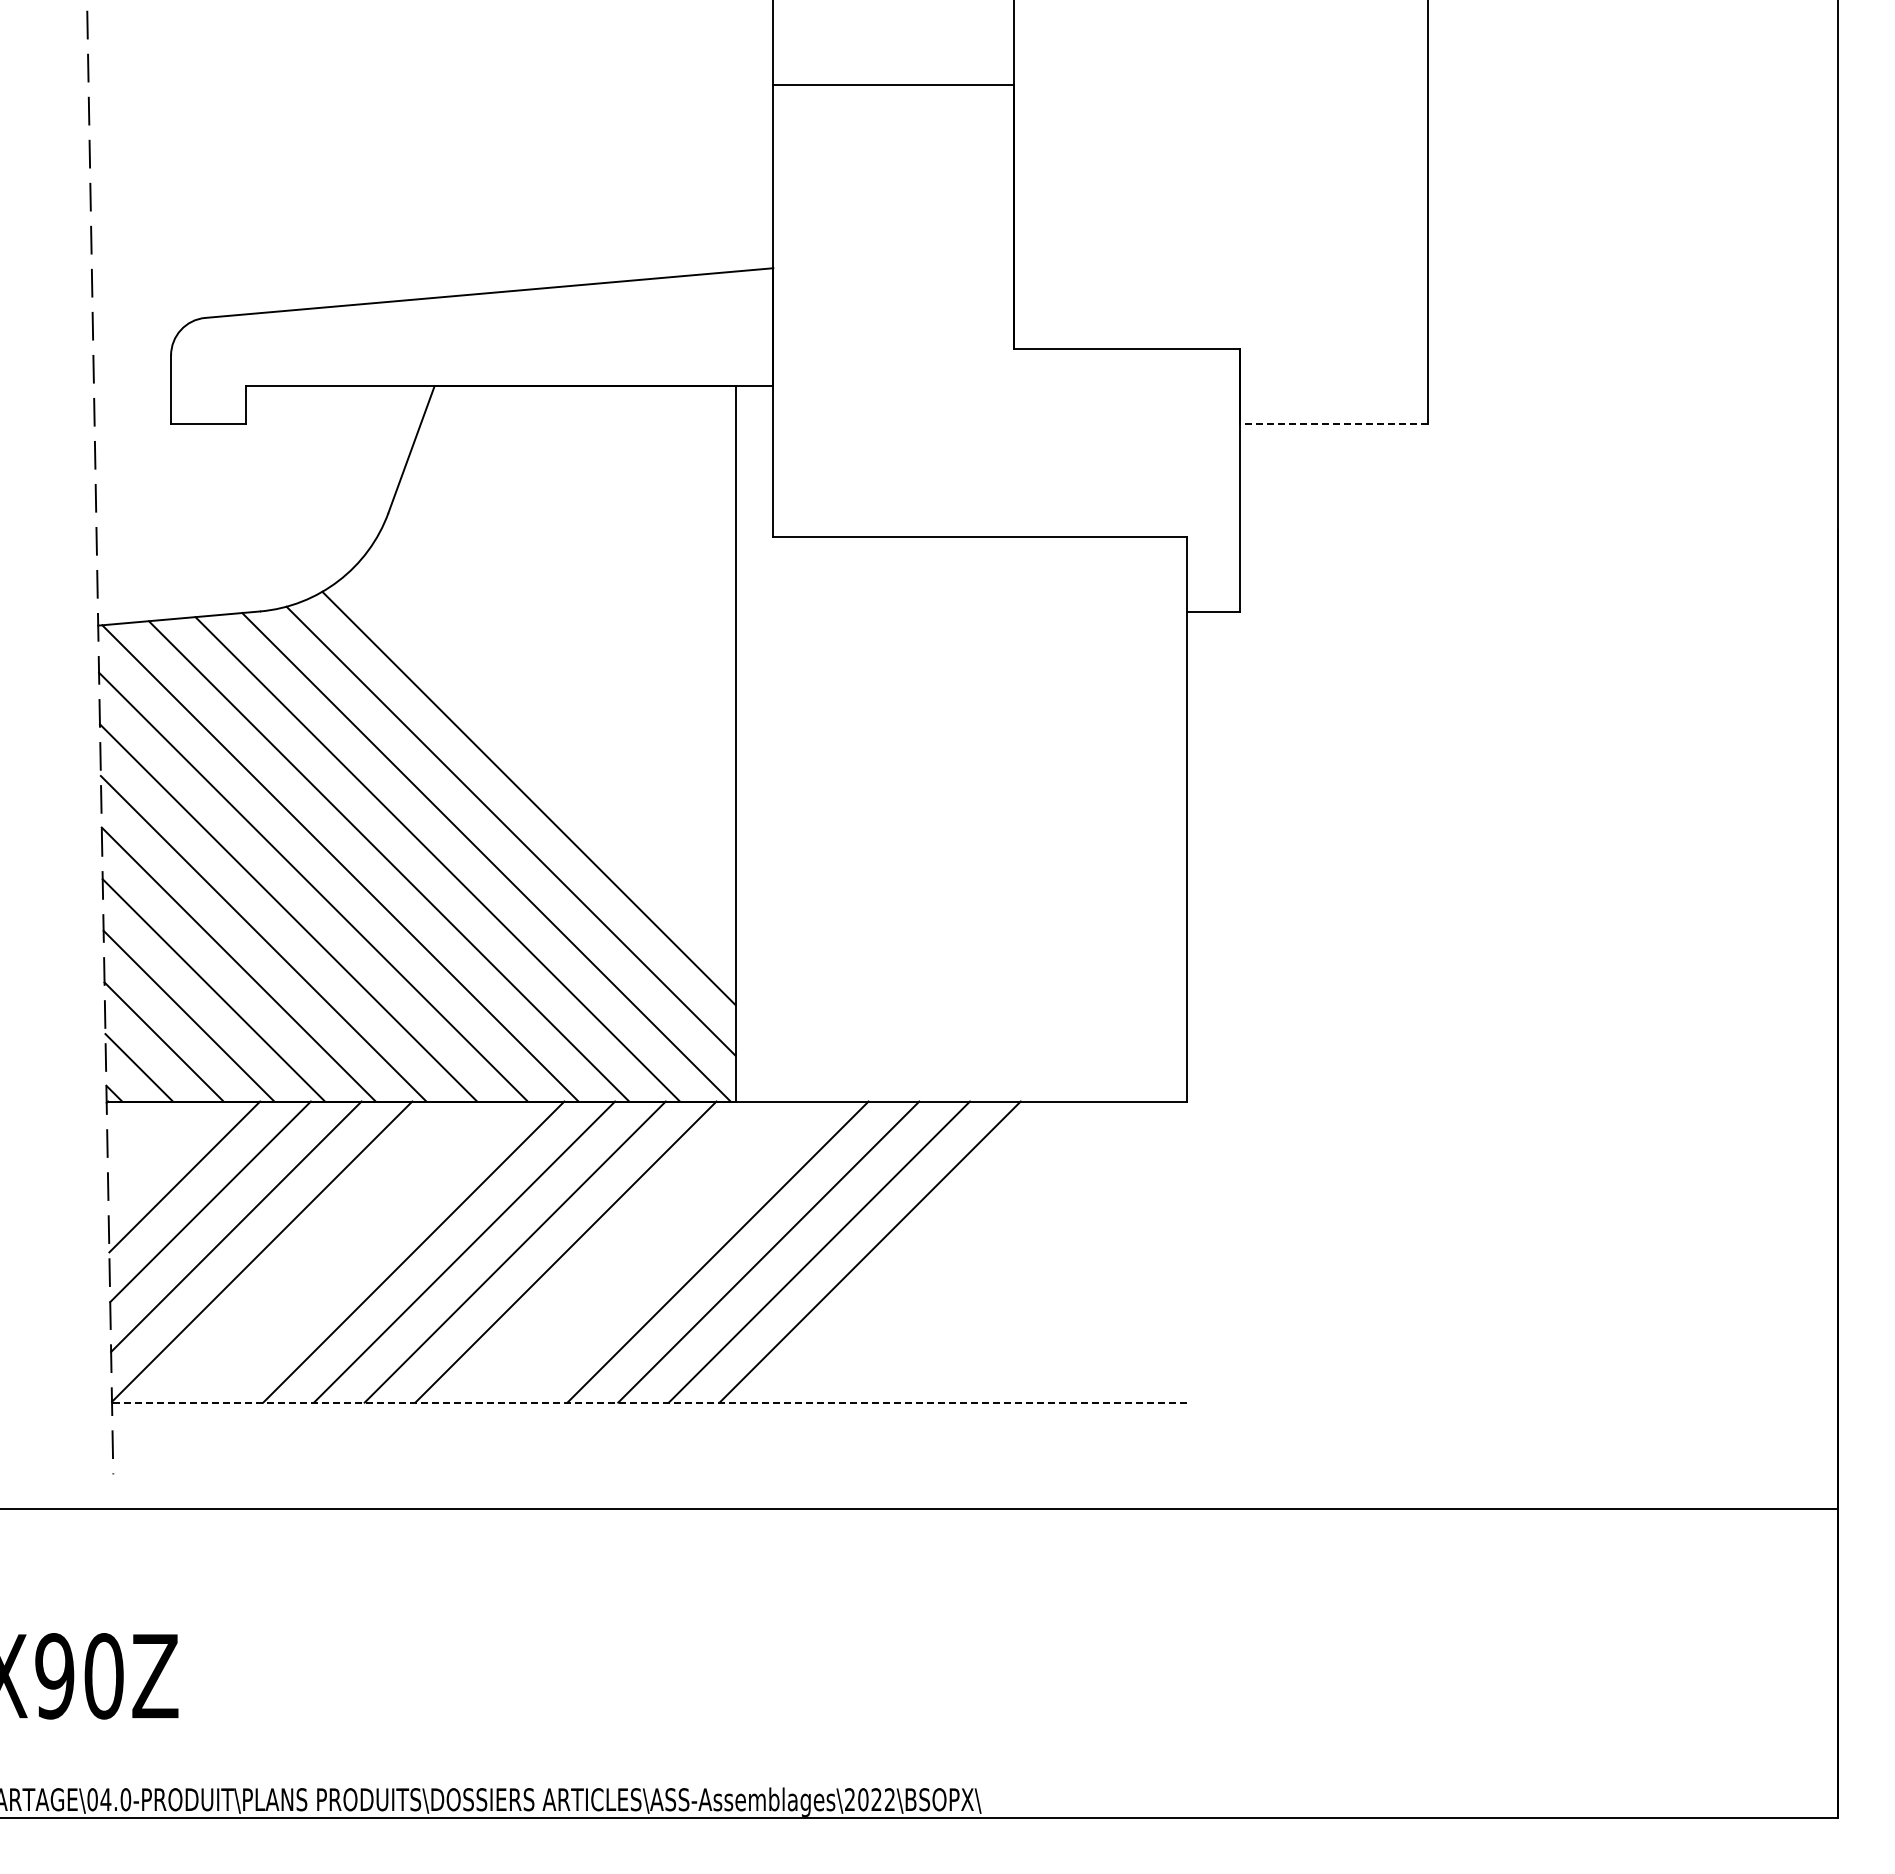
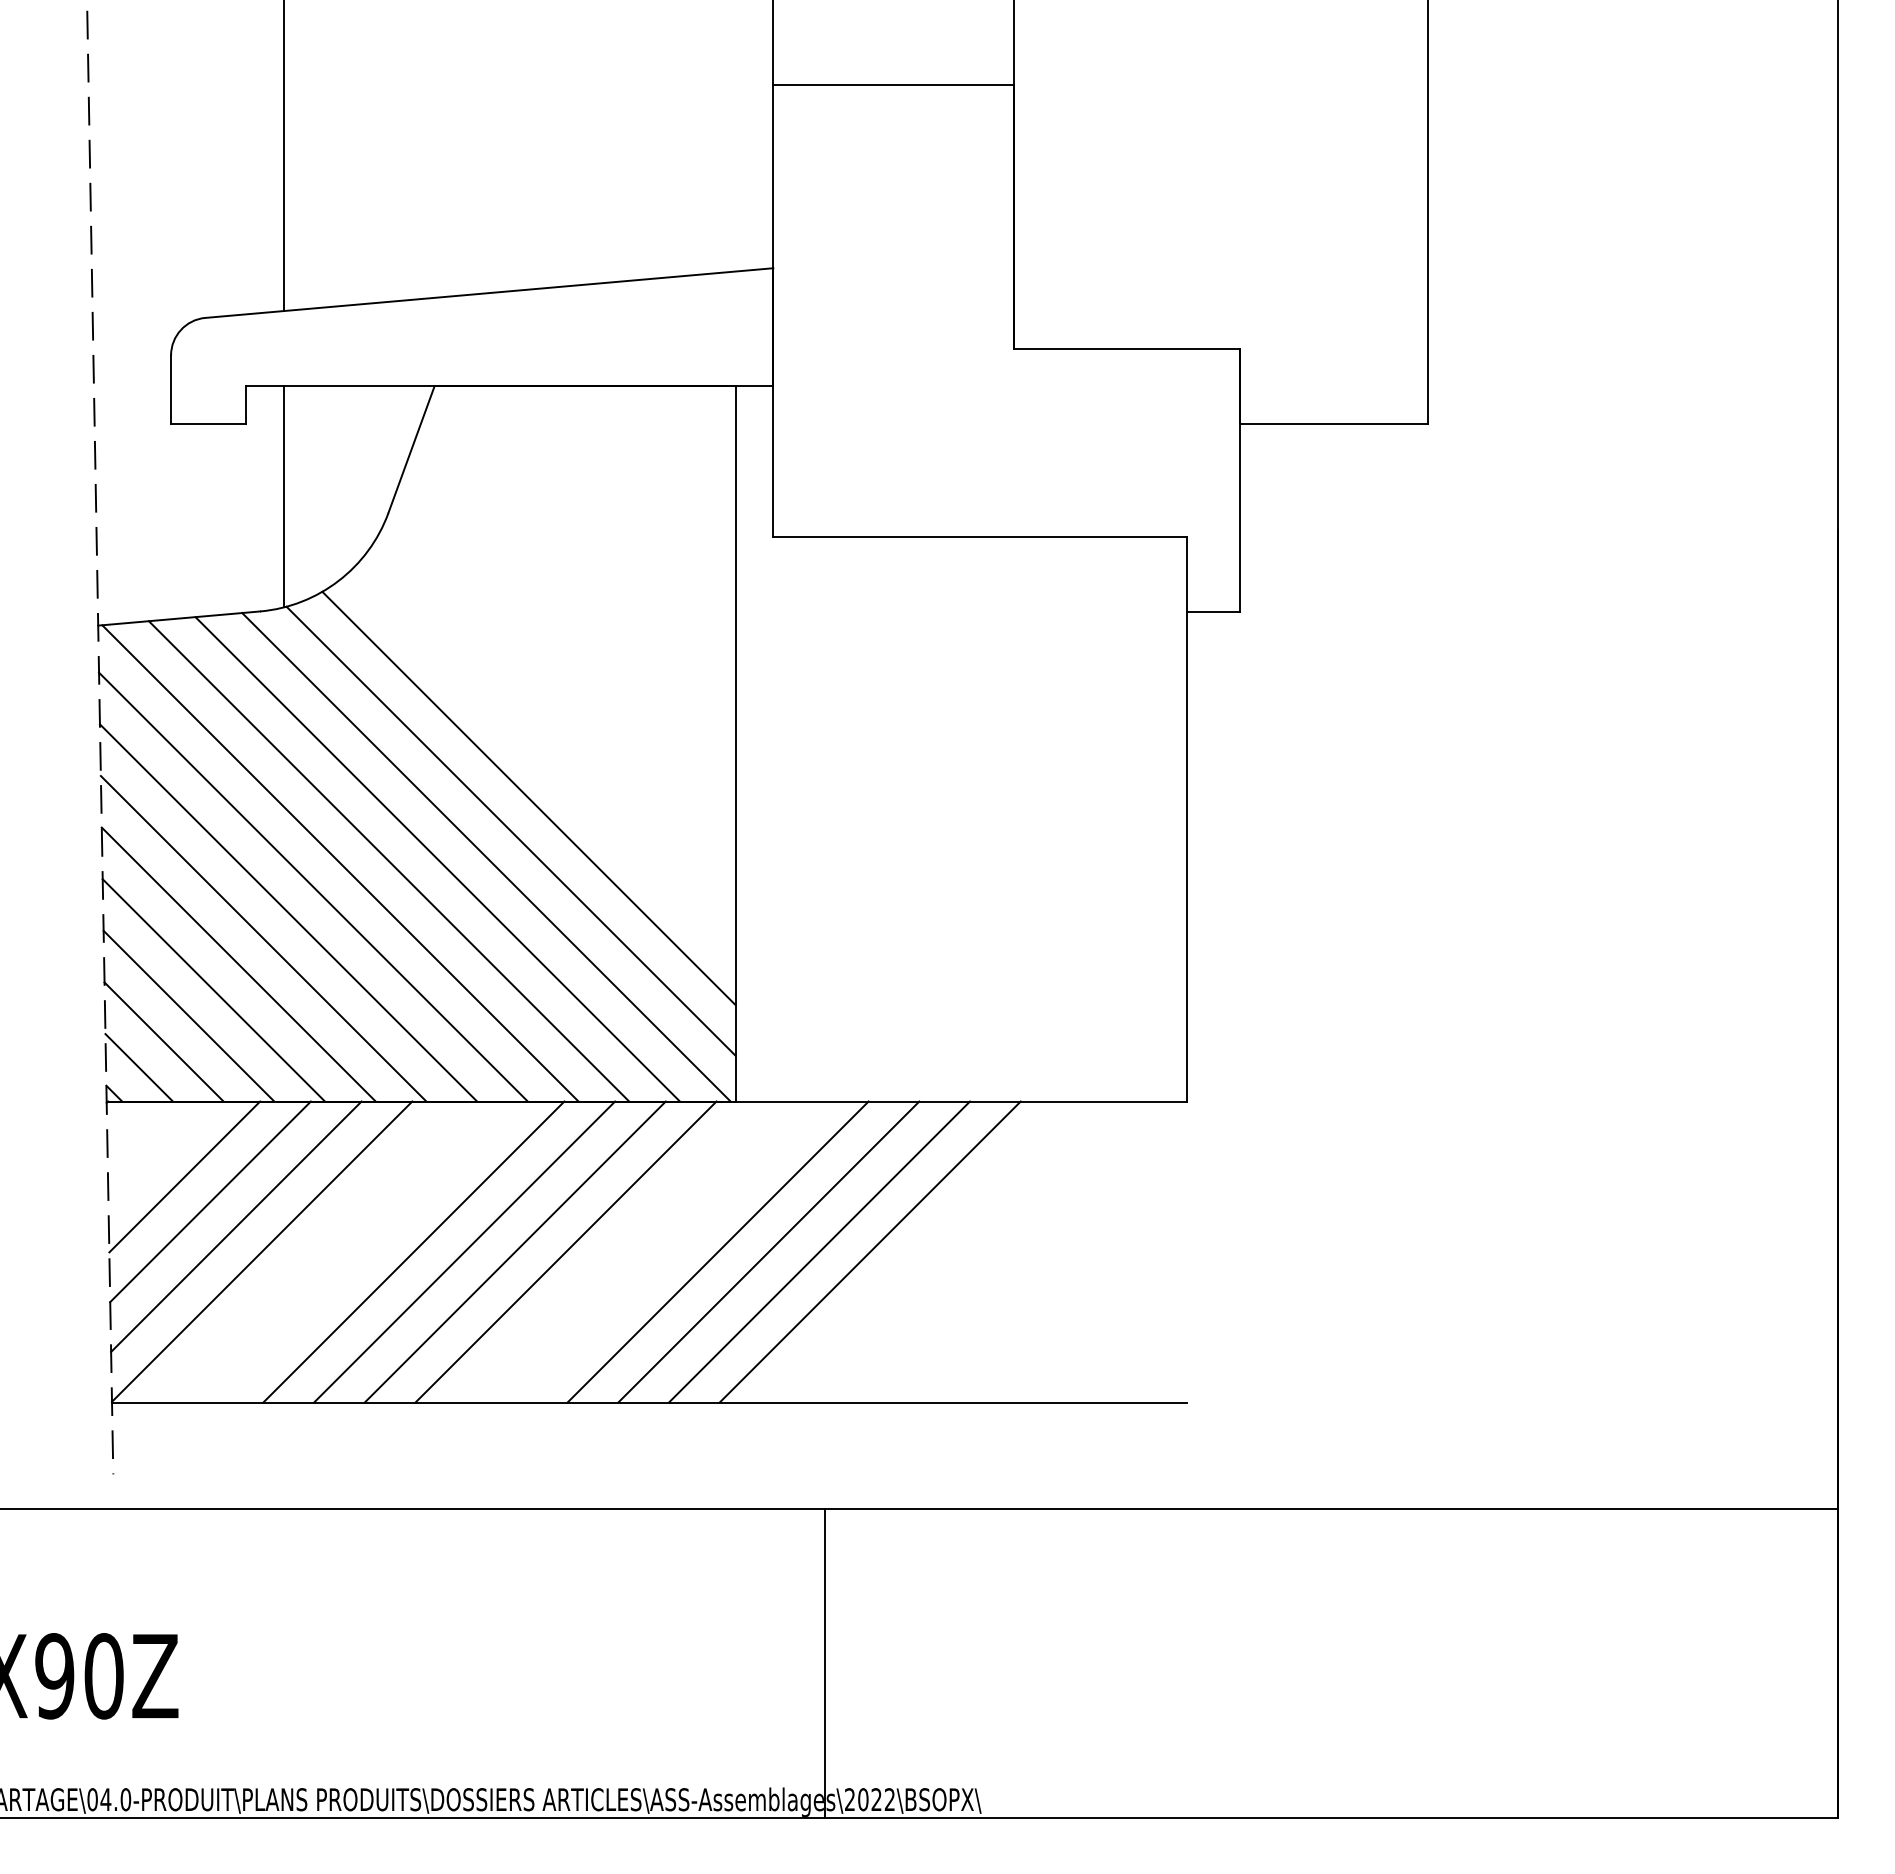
line: none -> present (284, 156)
line: dashed -> solid (1333, 423)
line: none -> present (284, 496)
line: dashed -> solid (649, 1402)
line: none -> present (824, 1662)
